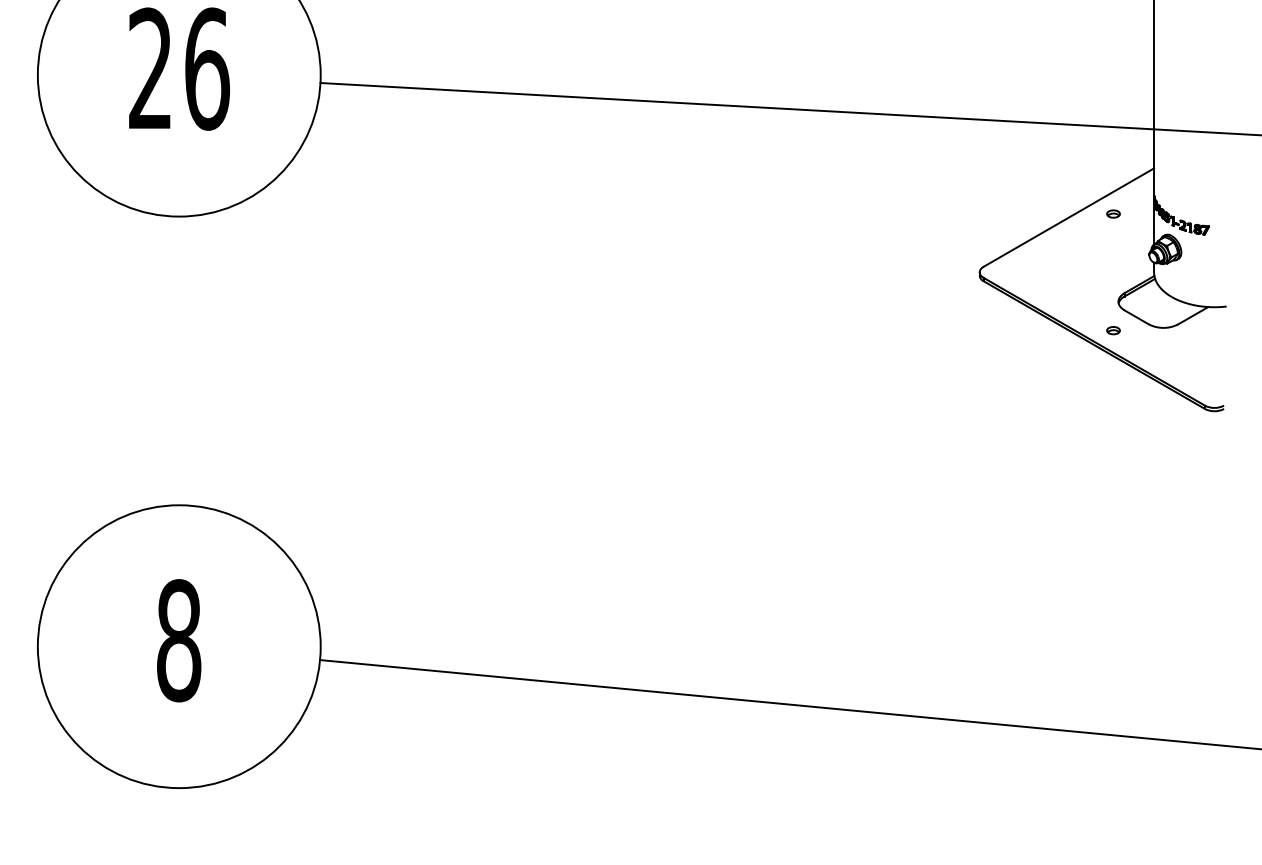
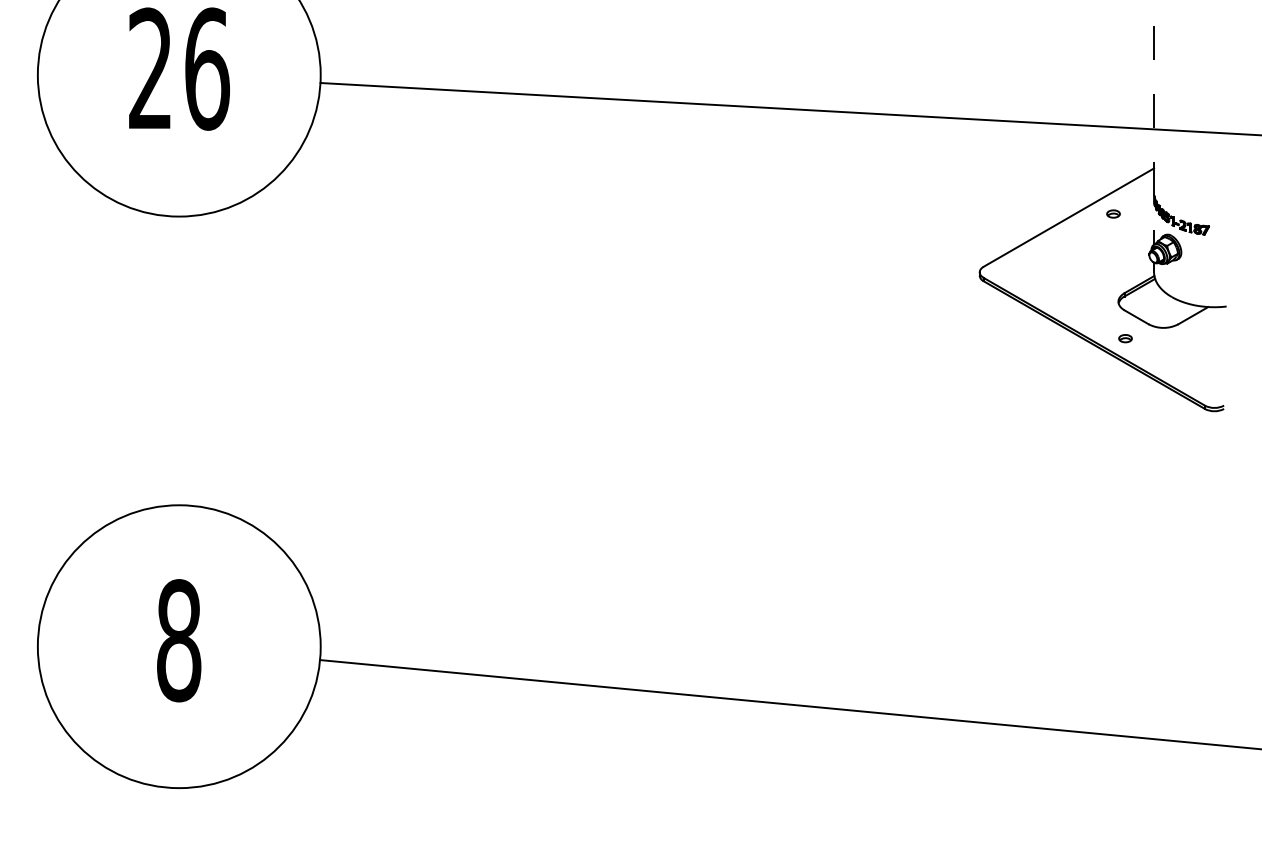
line: solid -> dashed (1154, 122)
part position: (1113, 330) -> (1125, 338) (1125, 338)
